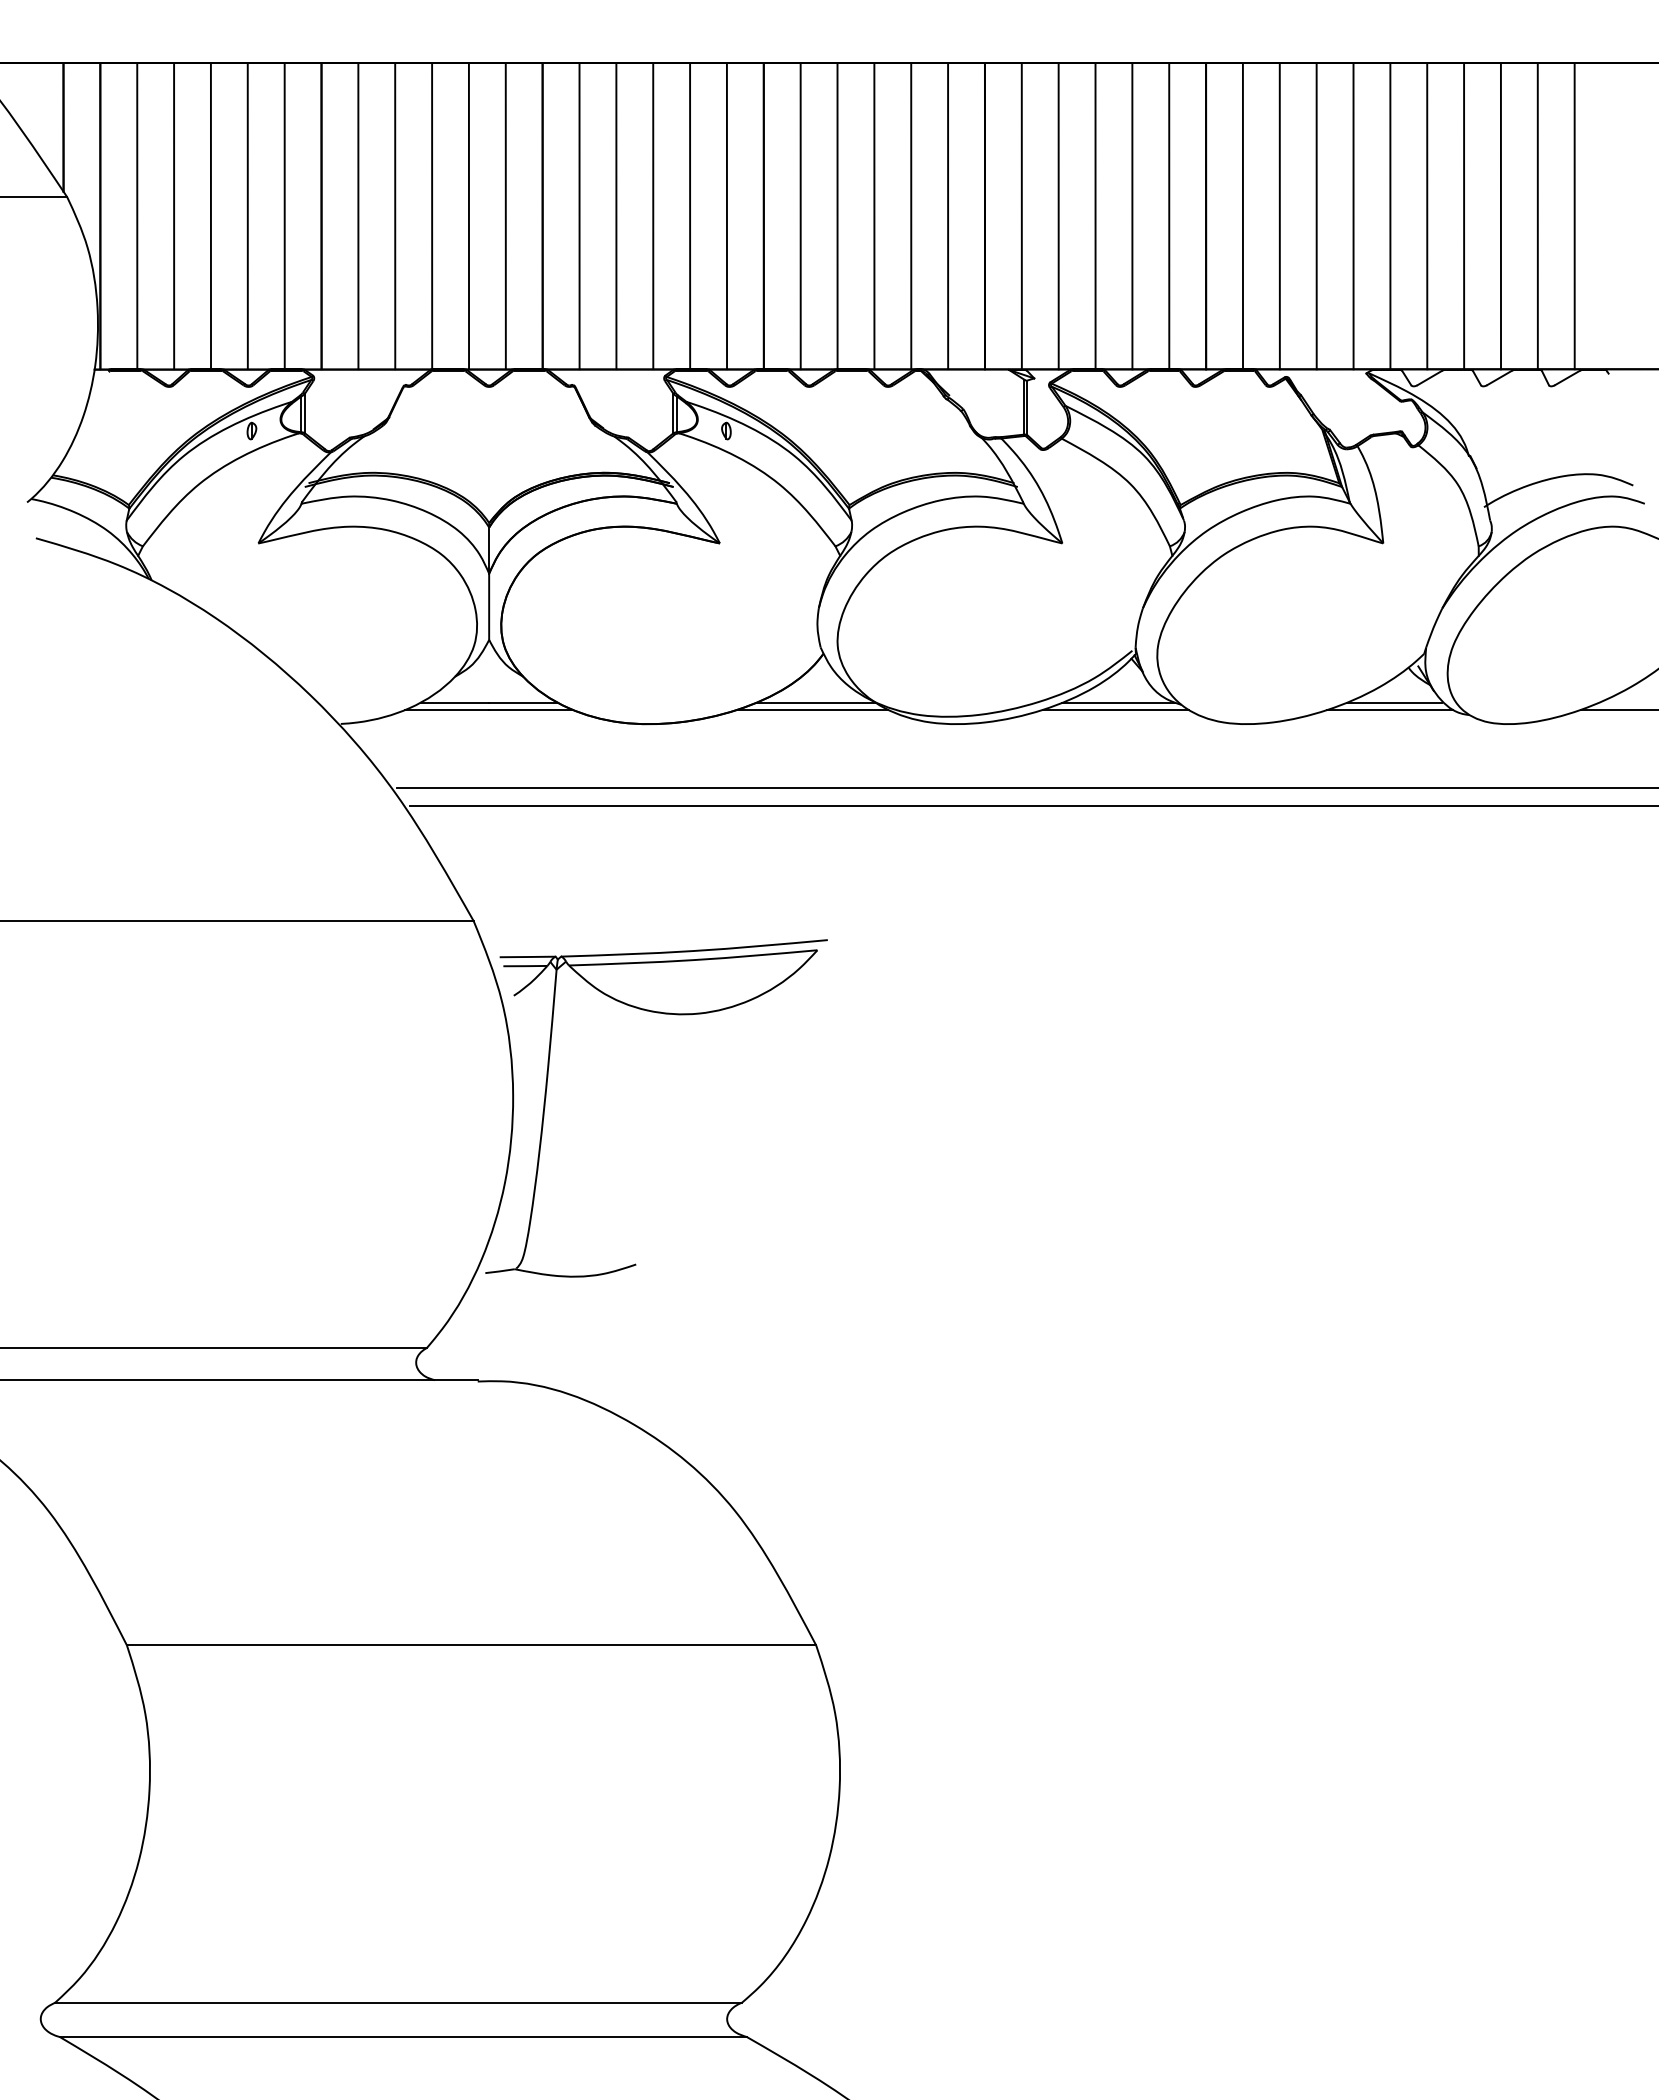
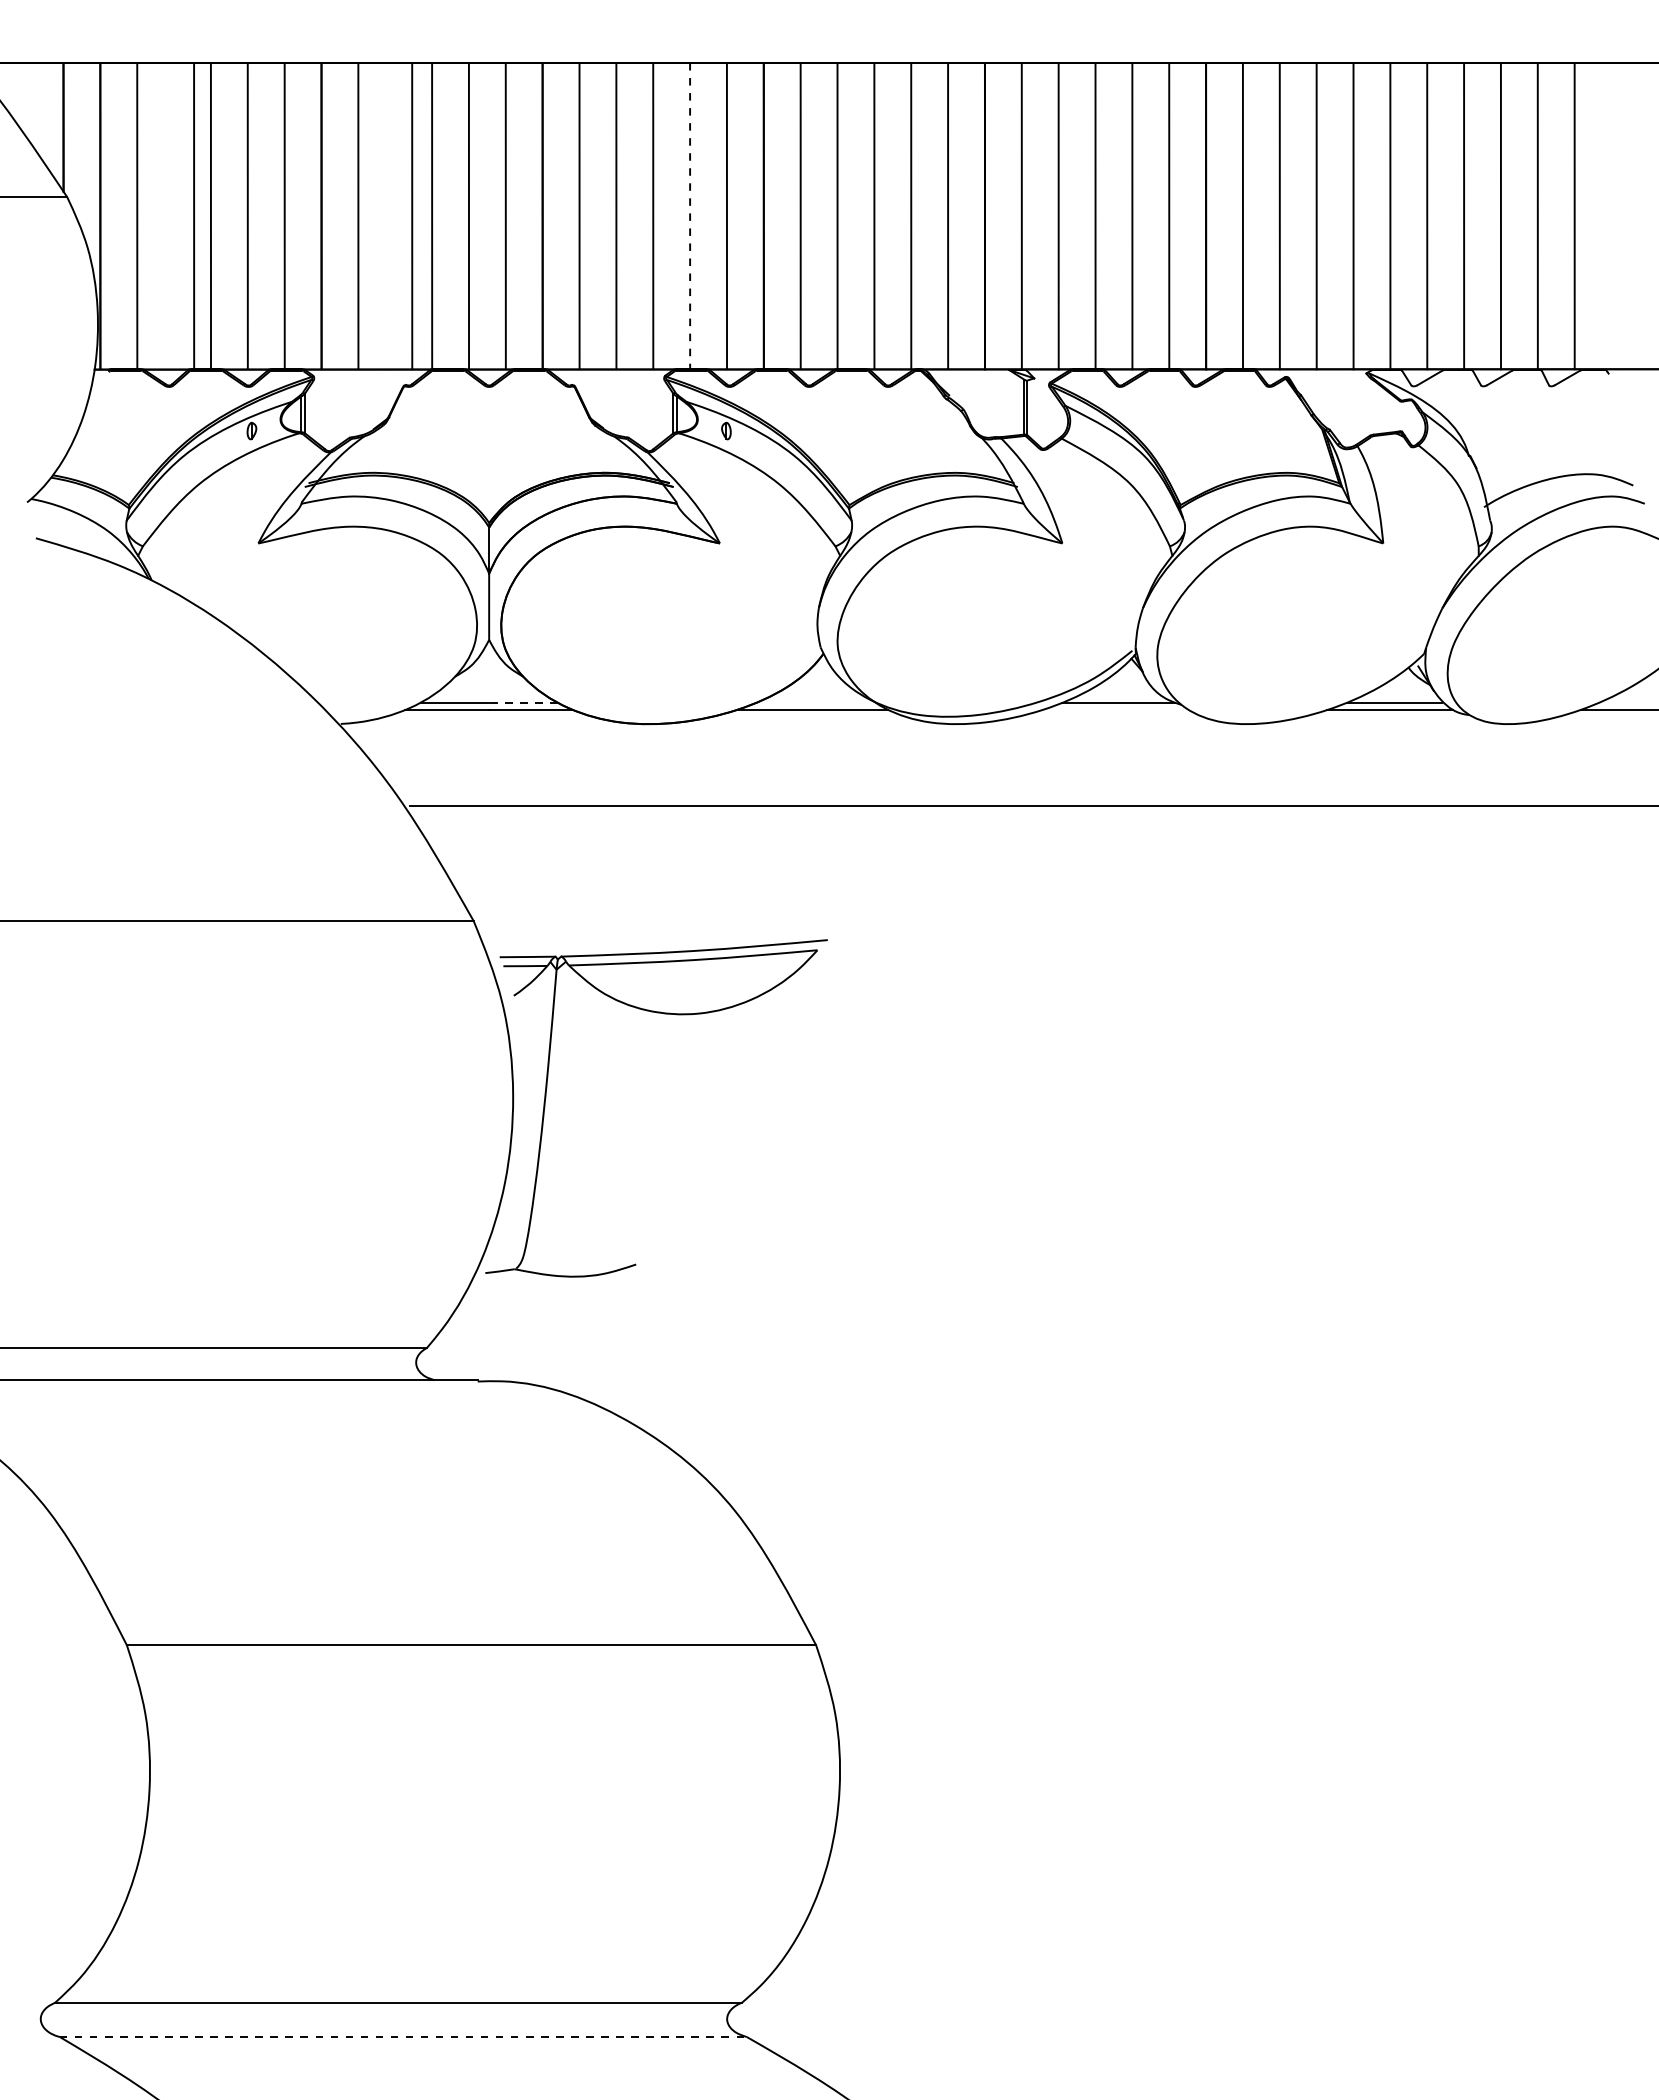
line position: (174, 216) -> (194, 216) (194, 216)
line position: (395, 216) -> (412, 216) (412, 216)
line: solid -> dashed (690, 216)
line: solid -> dashed (523, 702)
line: present -> none (815, 702)
line: present -> none (1115, 710)
line: present -> none (1026, 787)
line: solid -> dashed (403, 2037)
